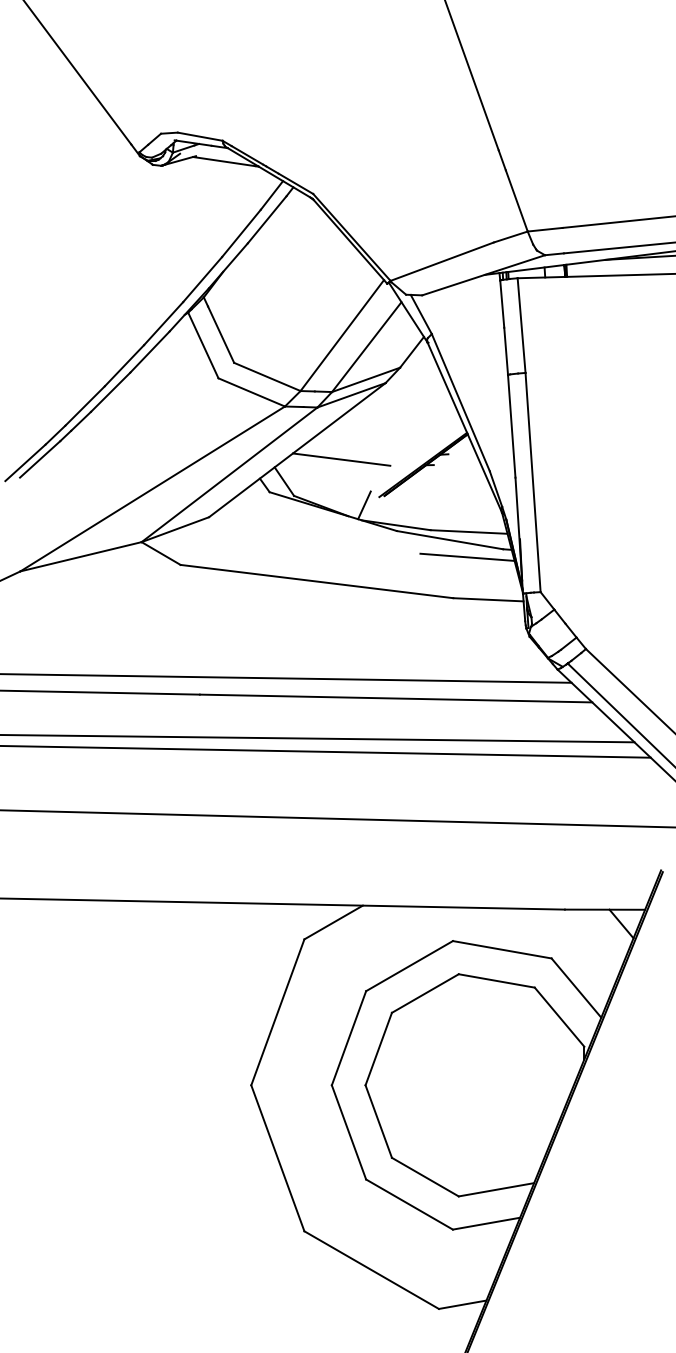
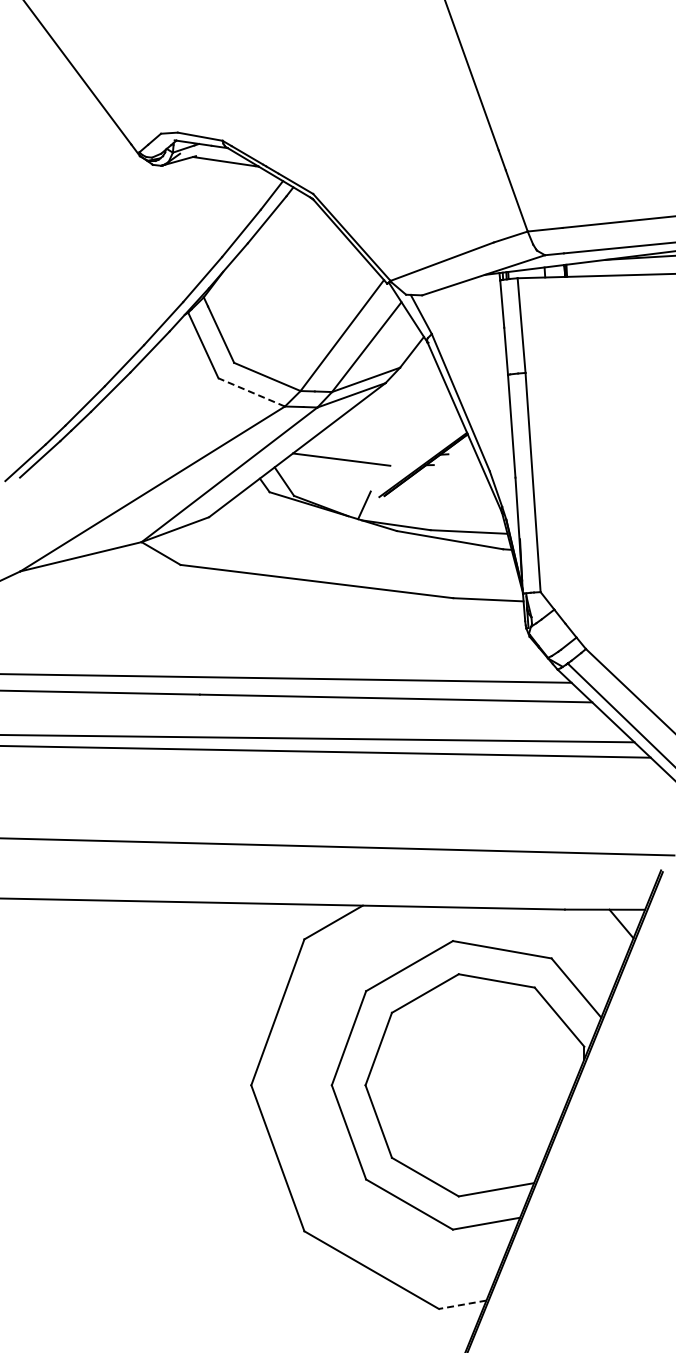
line: solid -> dashed (251, 392)
line: present -> none (467, 556)
line position: (337, 818) -> (337, 846) (337, 846)
line: solid -> dashed (462, 1304)
